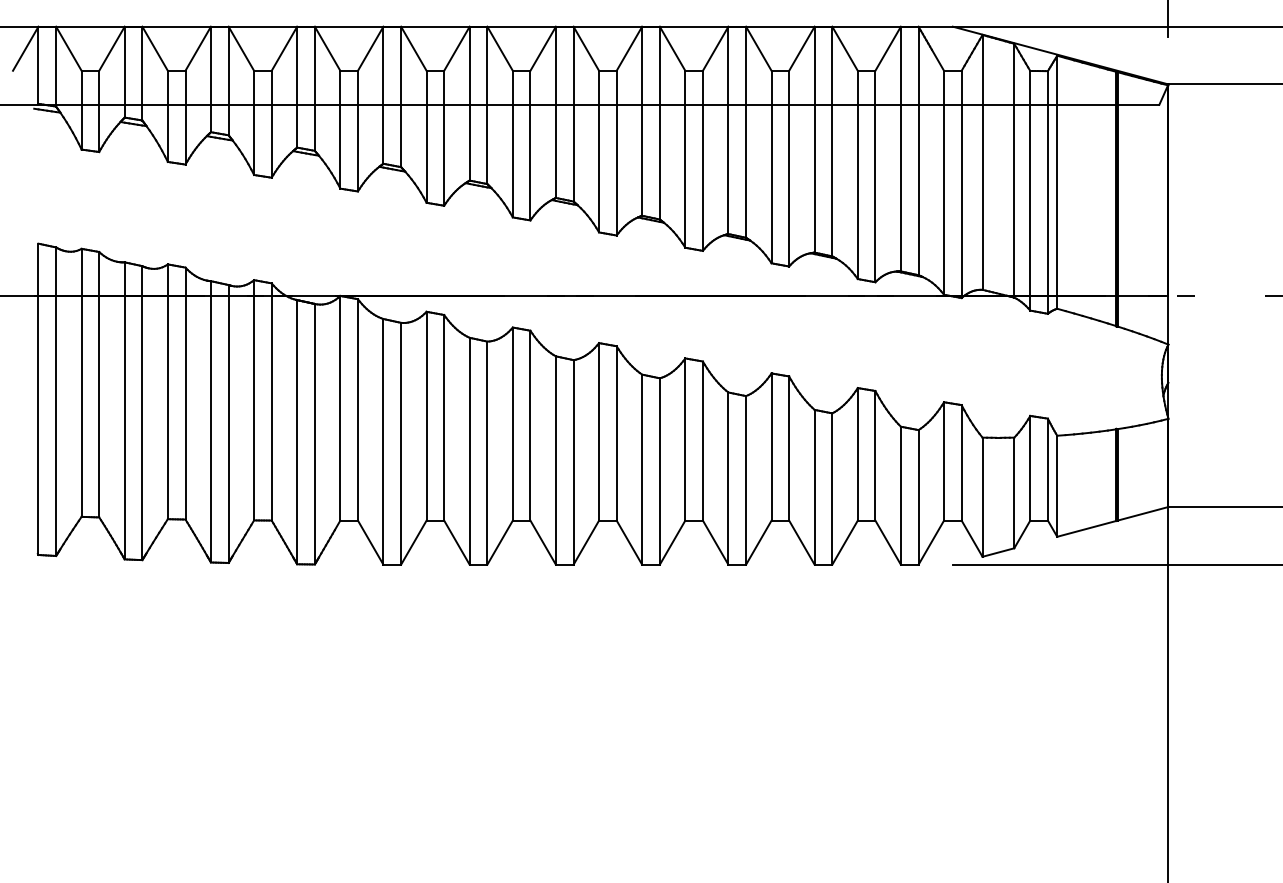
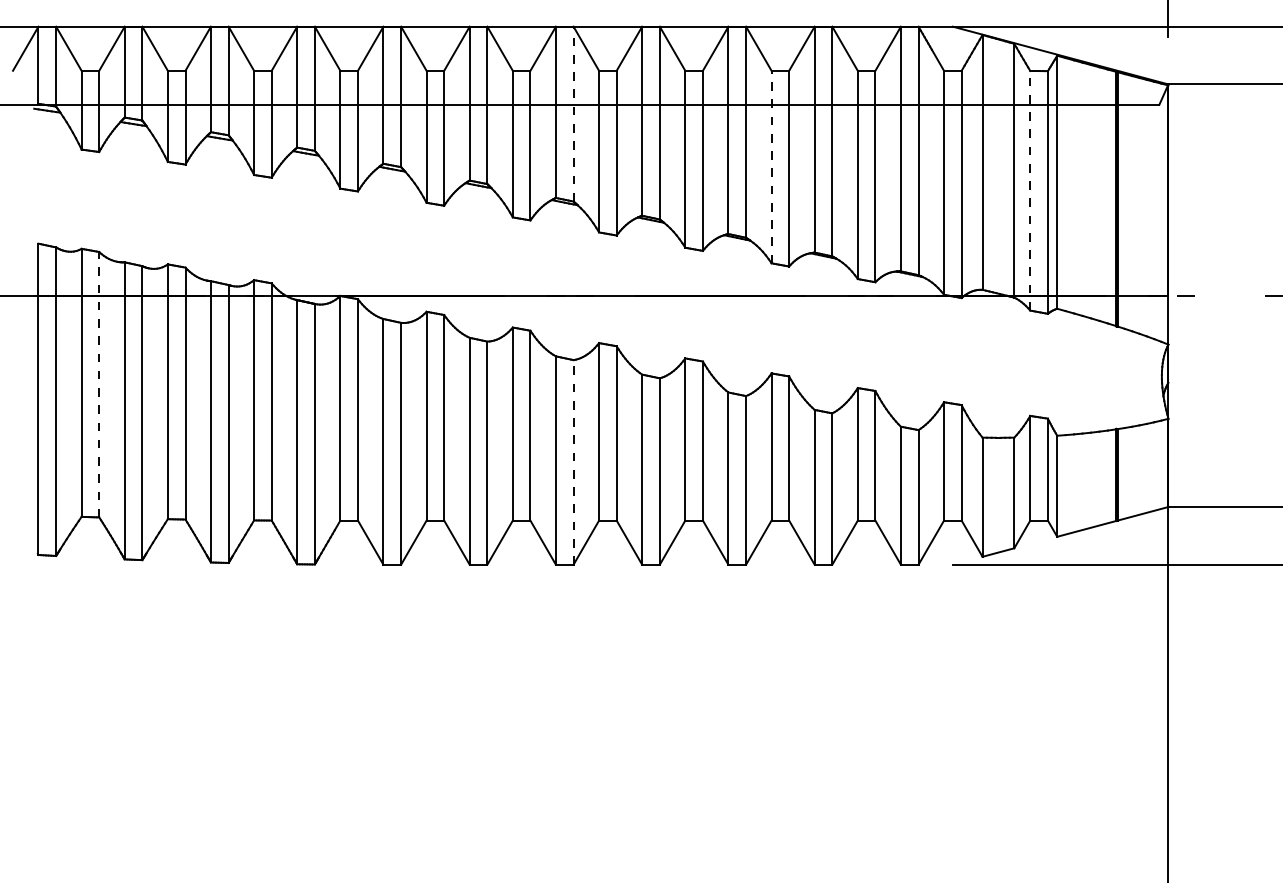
line: solid -> dashed (573, 113)
line: solid -> dashed (771, 166)
line: solid -> dashed (1030, 190)
line: solid -> dashed (99, 384)
line: solid -> dashed (573, 461)
